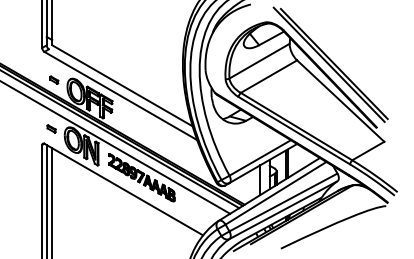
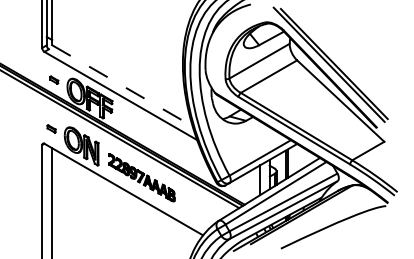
line: solid -> dashed (122, 86)
line: present -> none (116, 147)
line: present -> none (46, 200)
